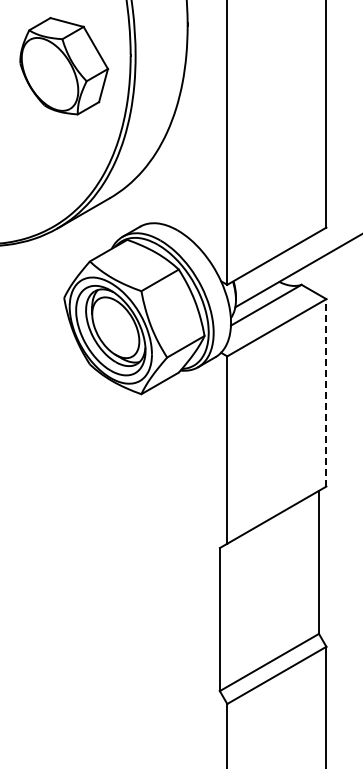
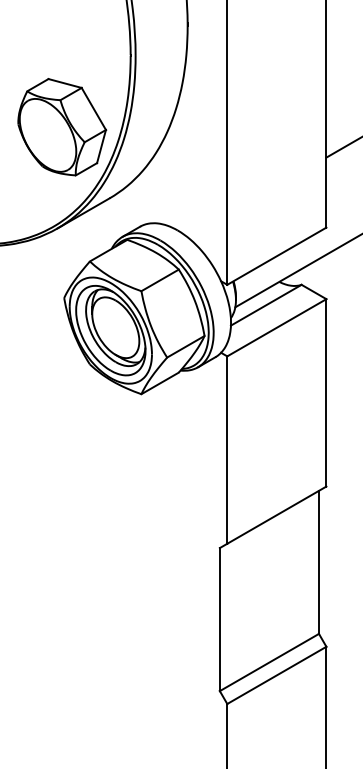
part position: (64, 66) -> (62, 127) (62, 127)
line: none -> present (342, 147)
line: dashed -> solid (326, 392)
